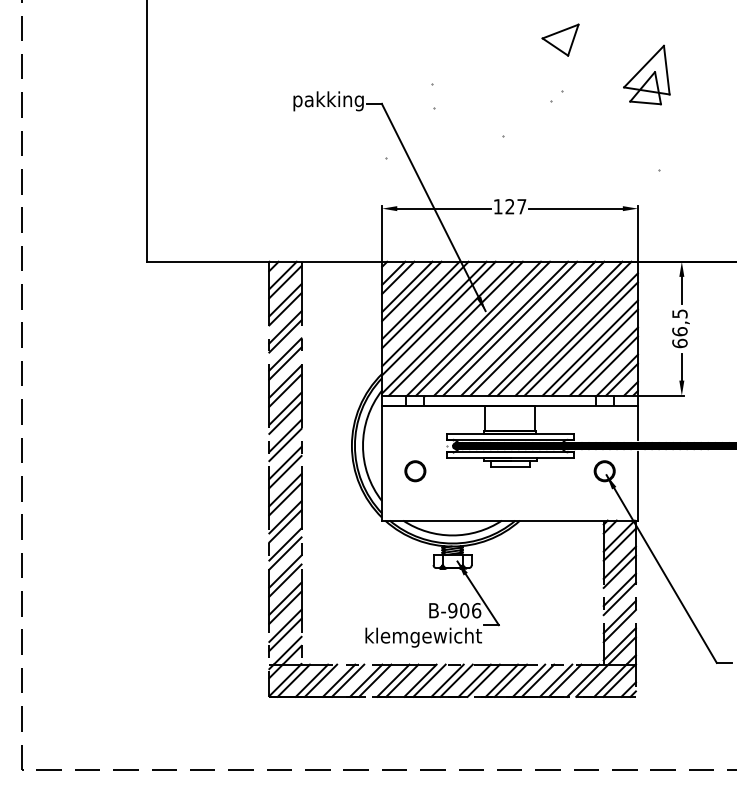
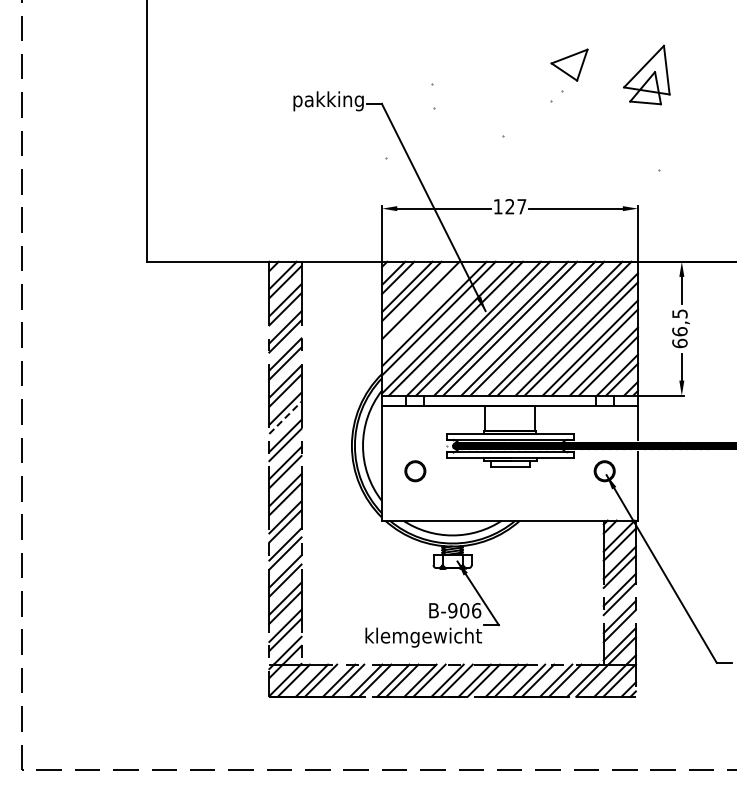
part position: (560, 39) -> (569, 64) (569, 64)
line: present -> none (425, 304)
line: solid -> dashed (285, 417)
